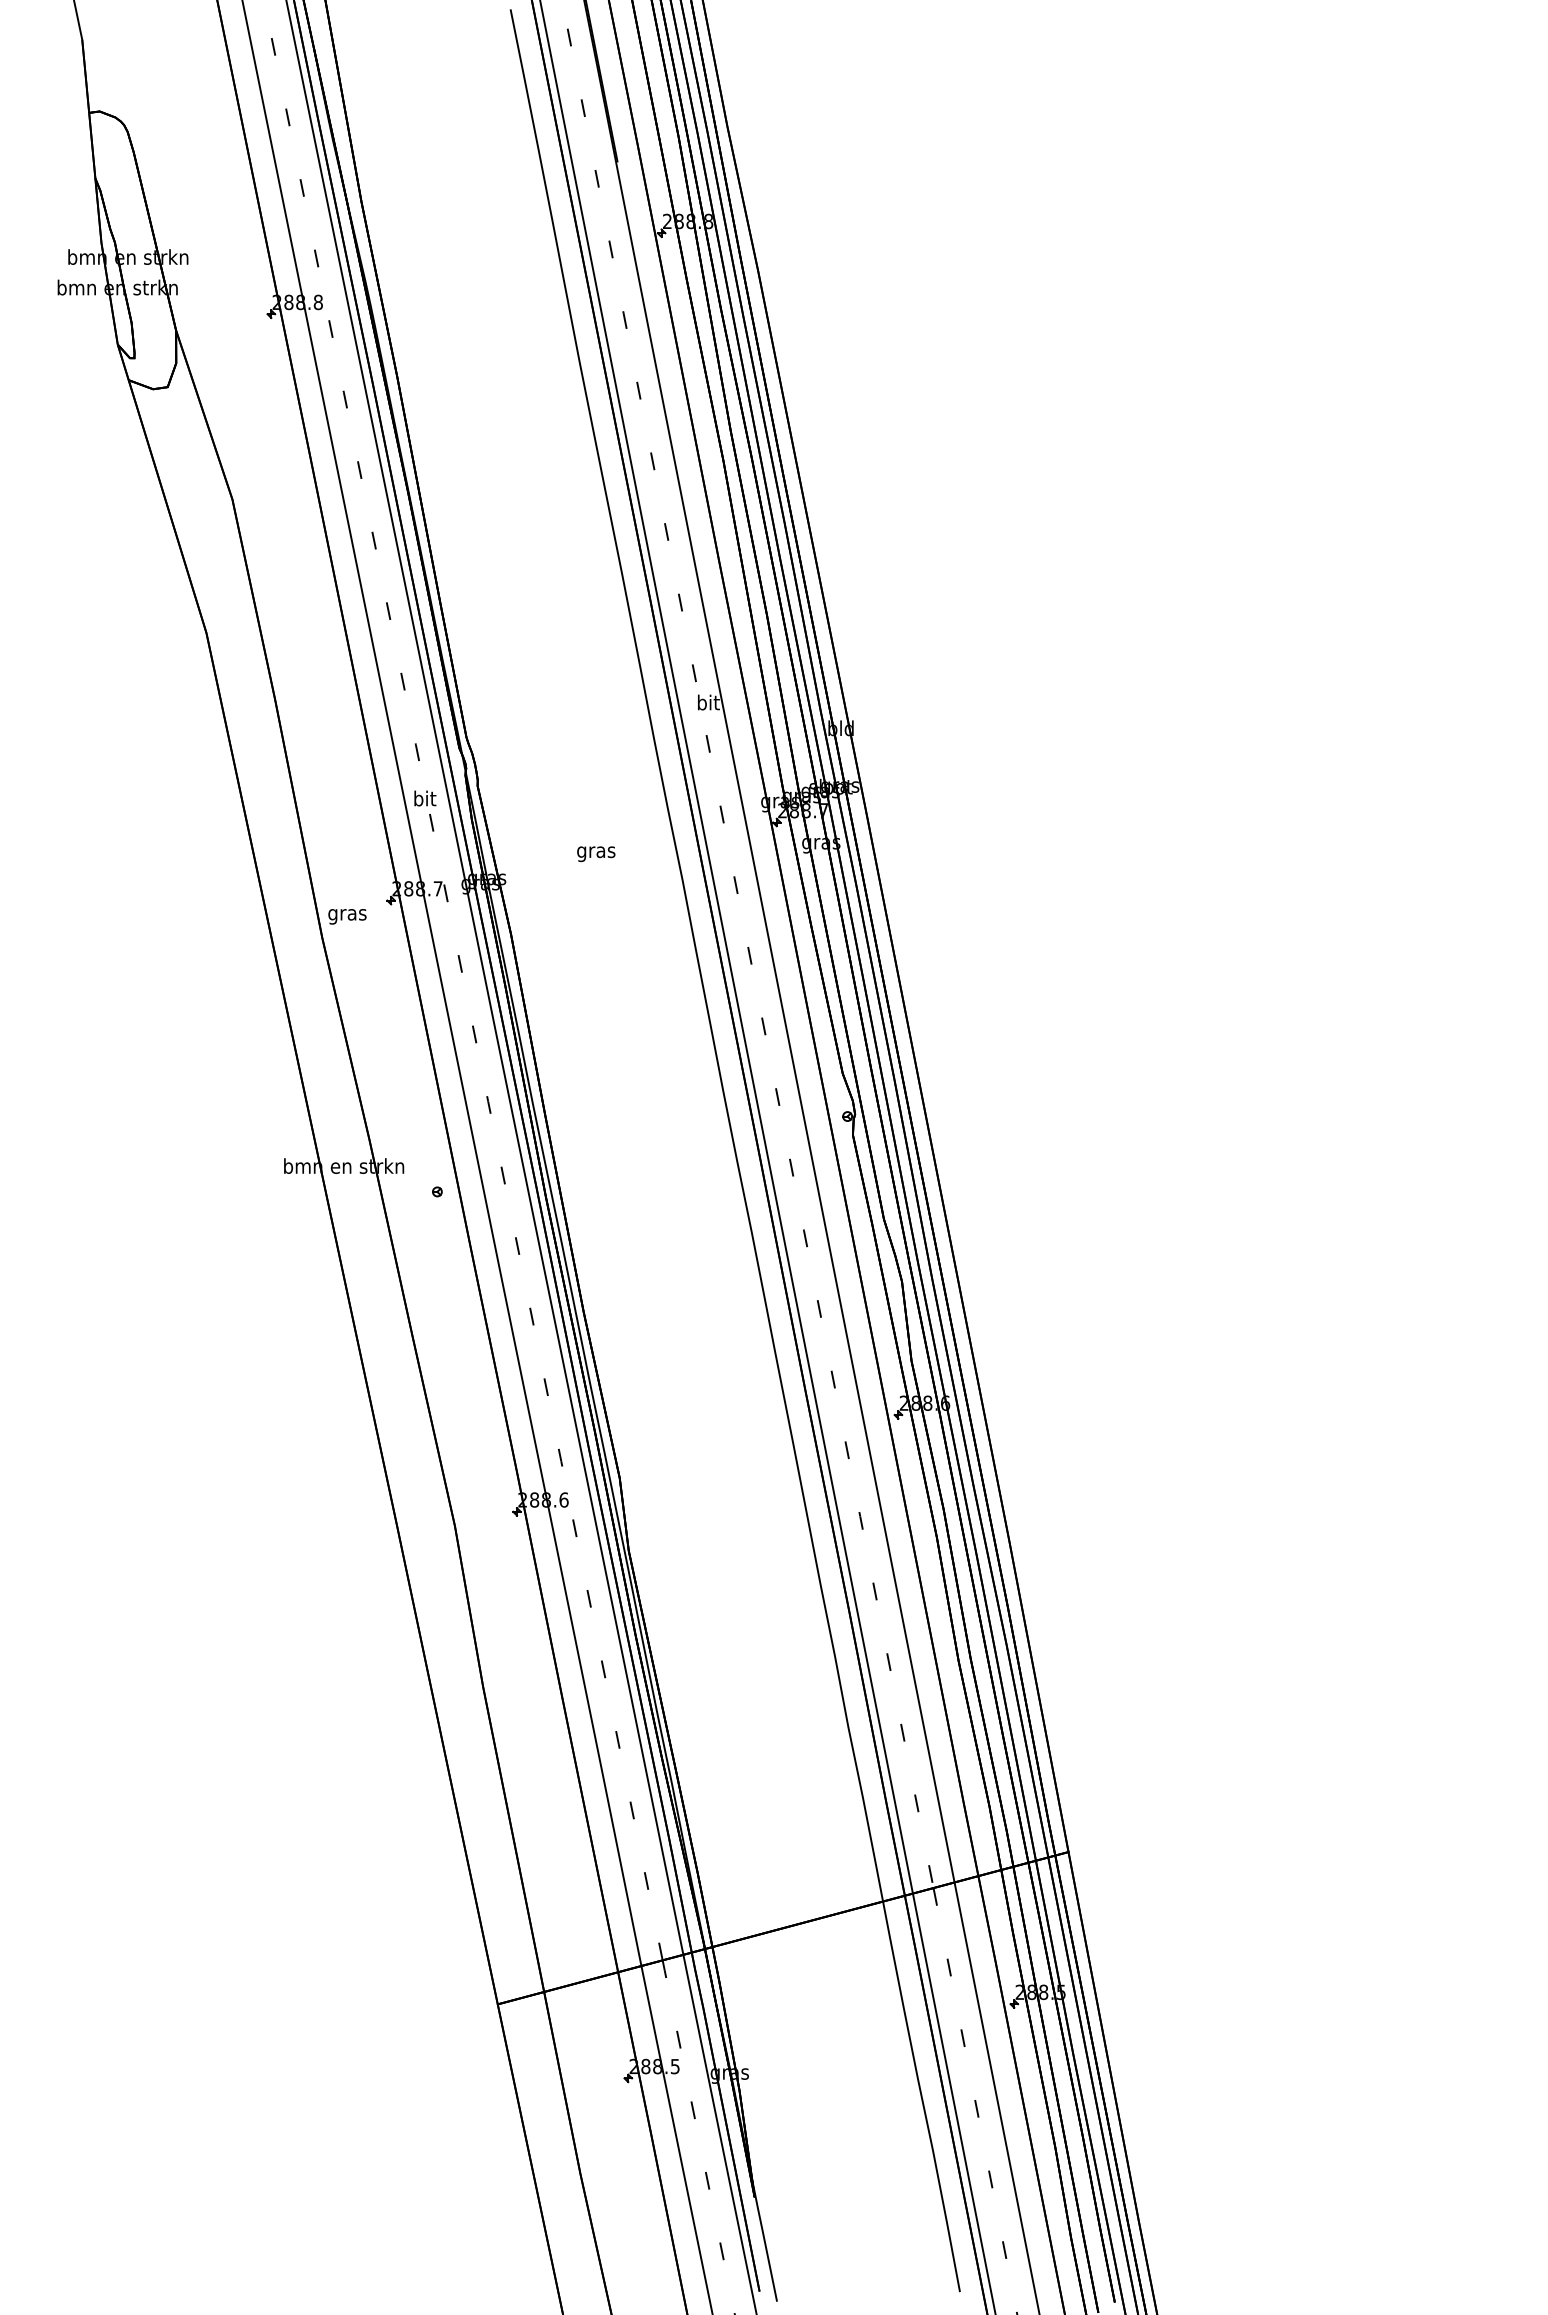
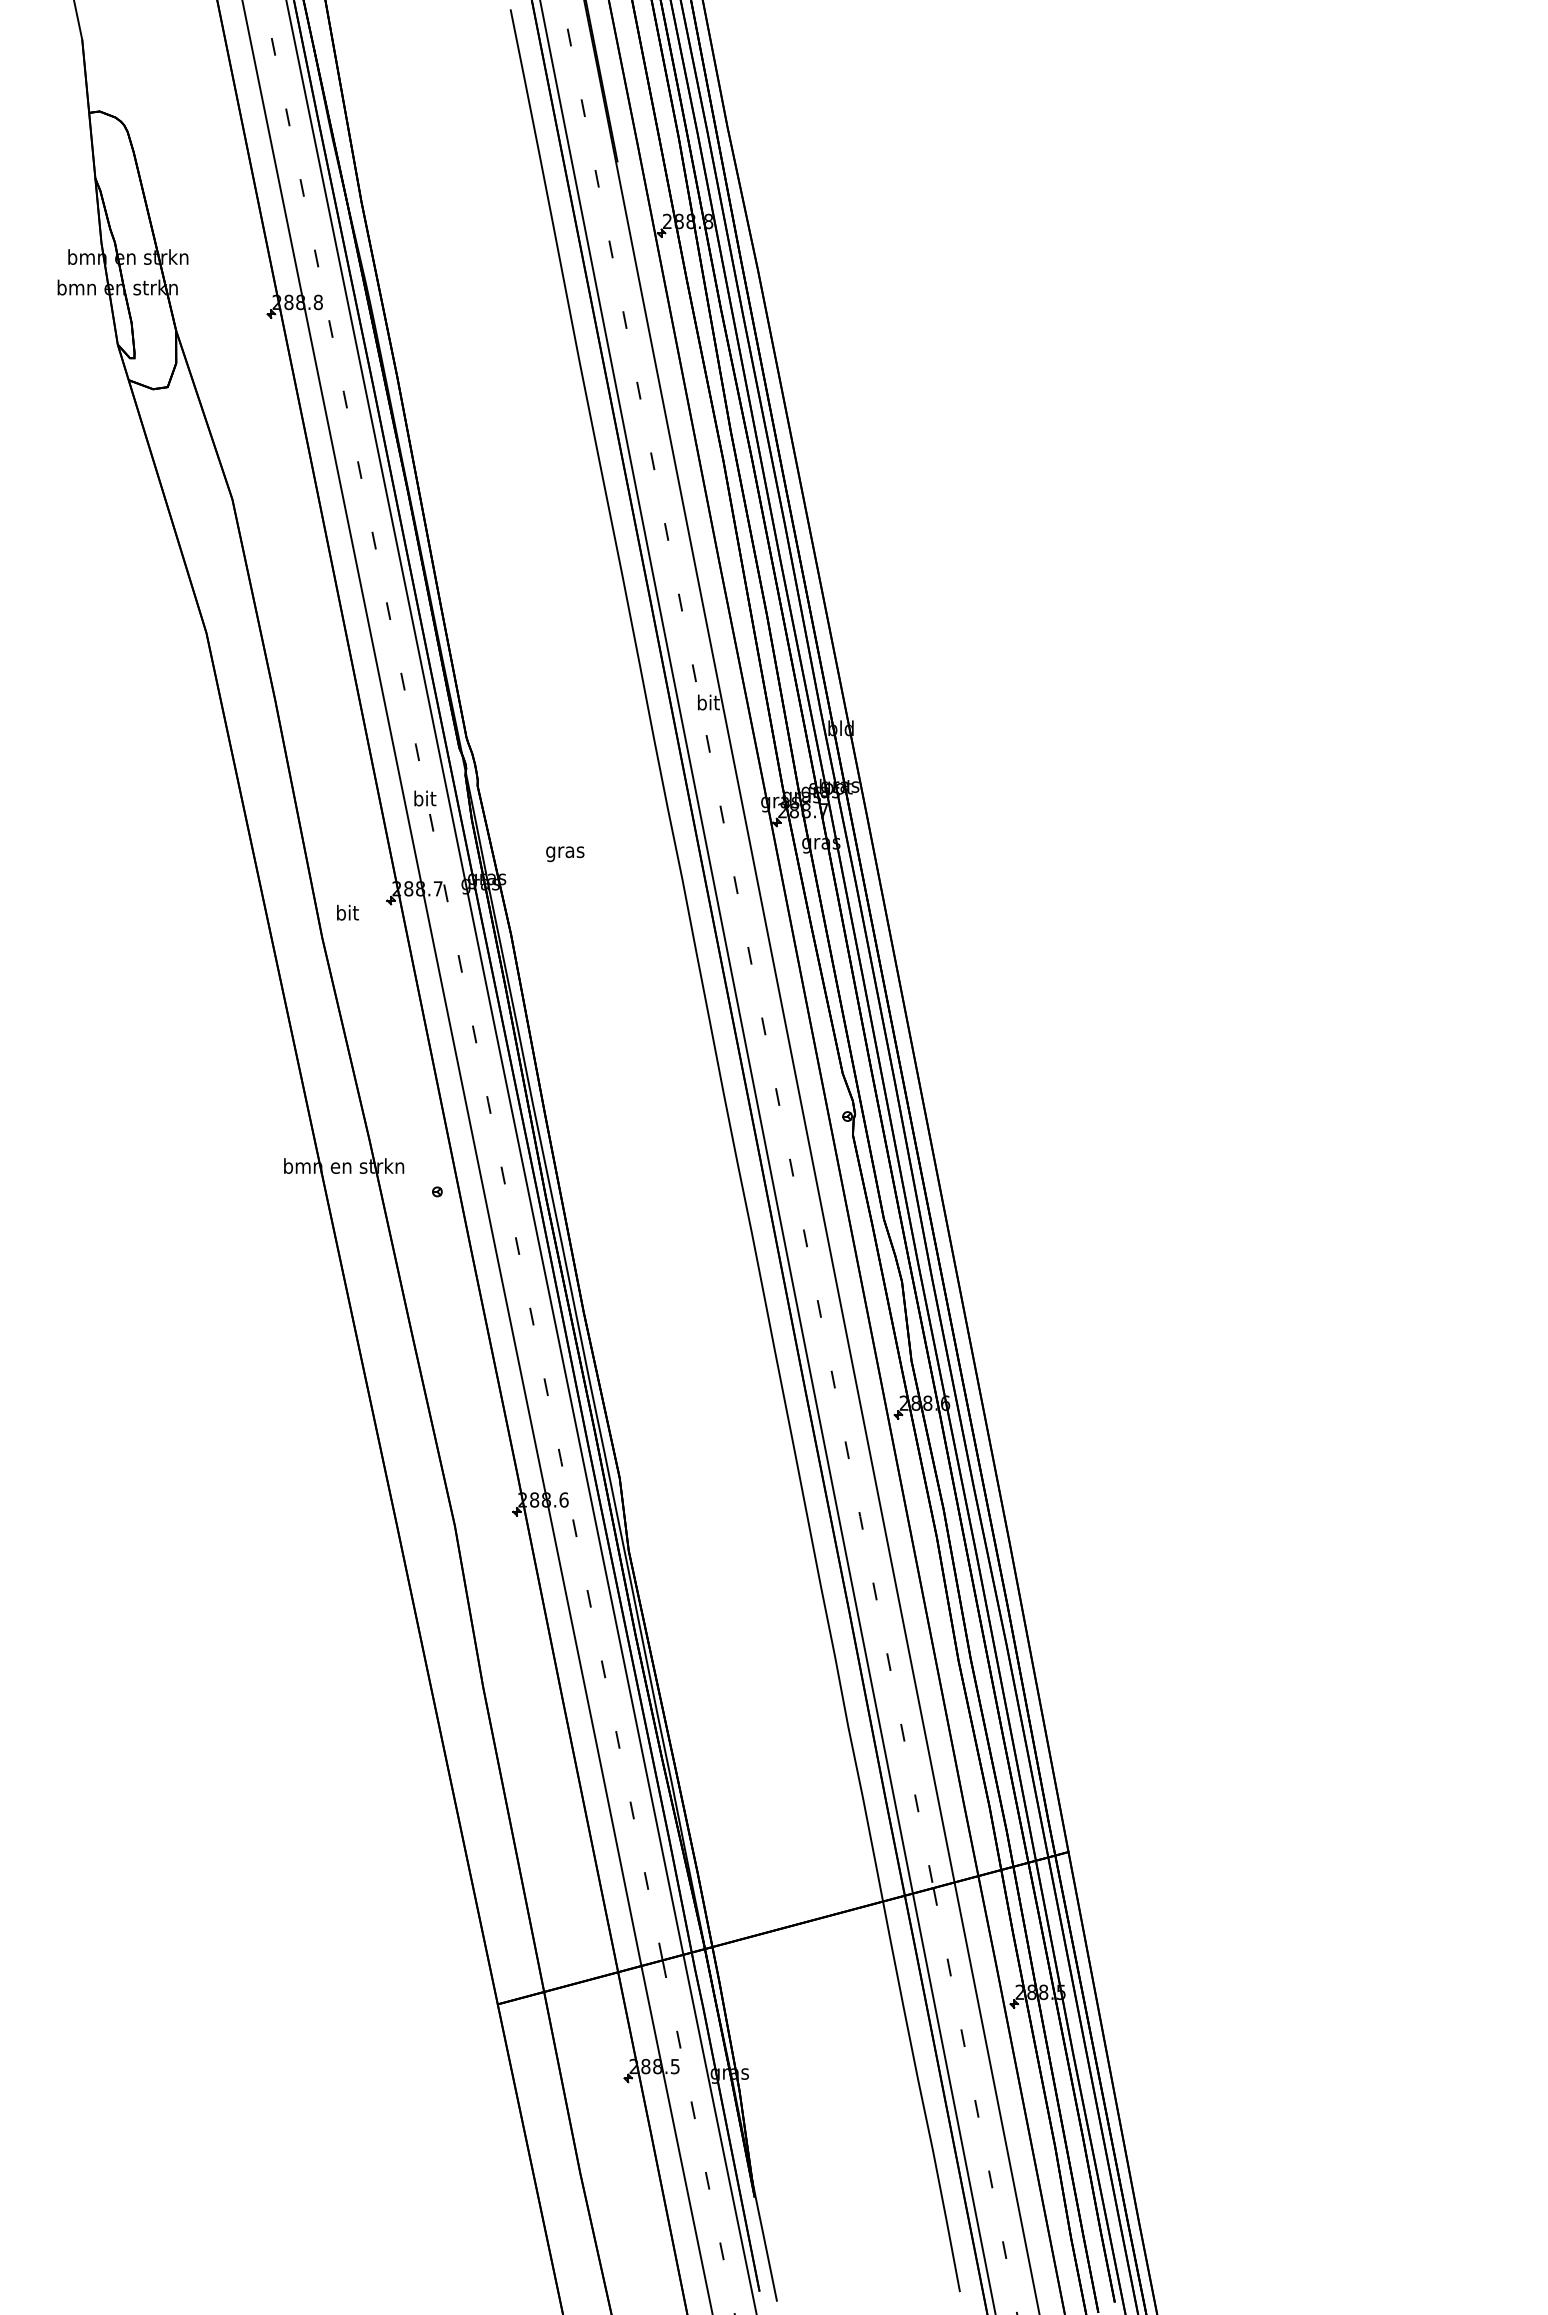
text position: (596, 854) -> (565, 854) (565, 854)
text: gras -> bit (347, 914)
